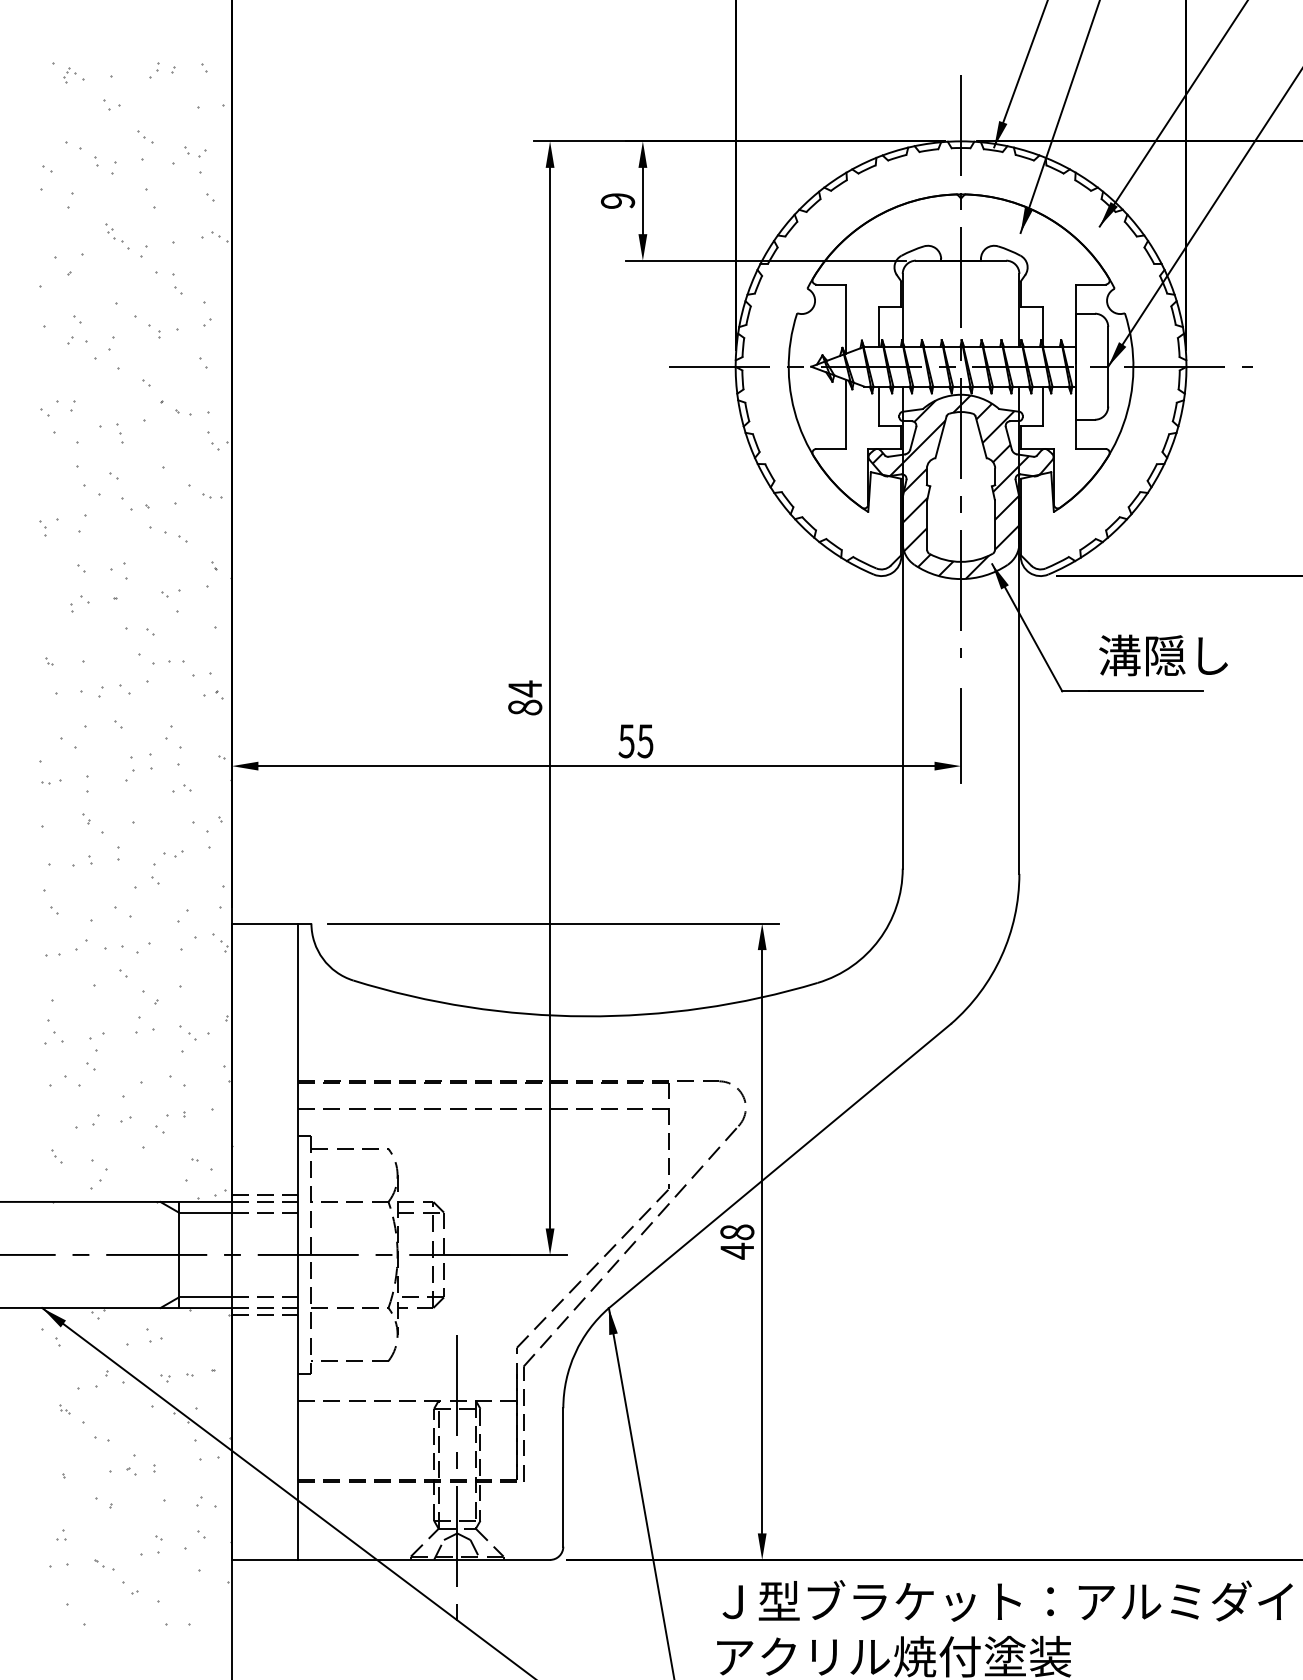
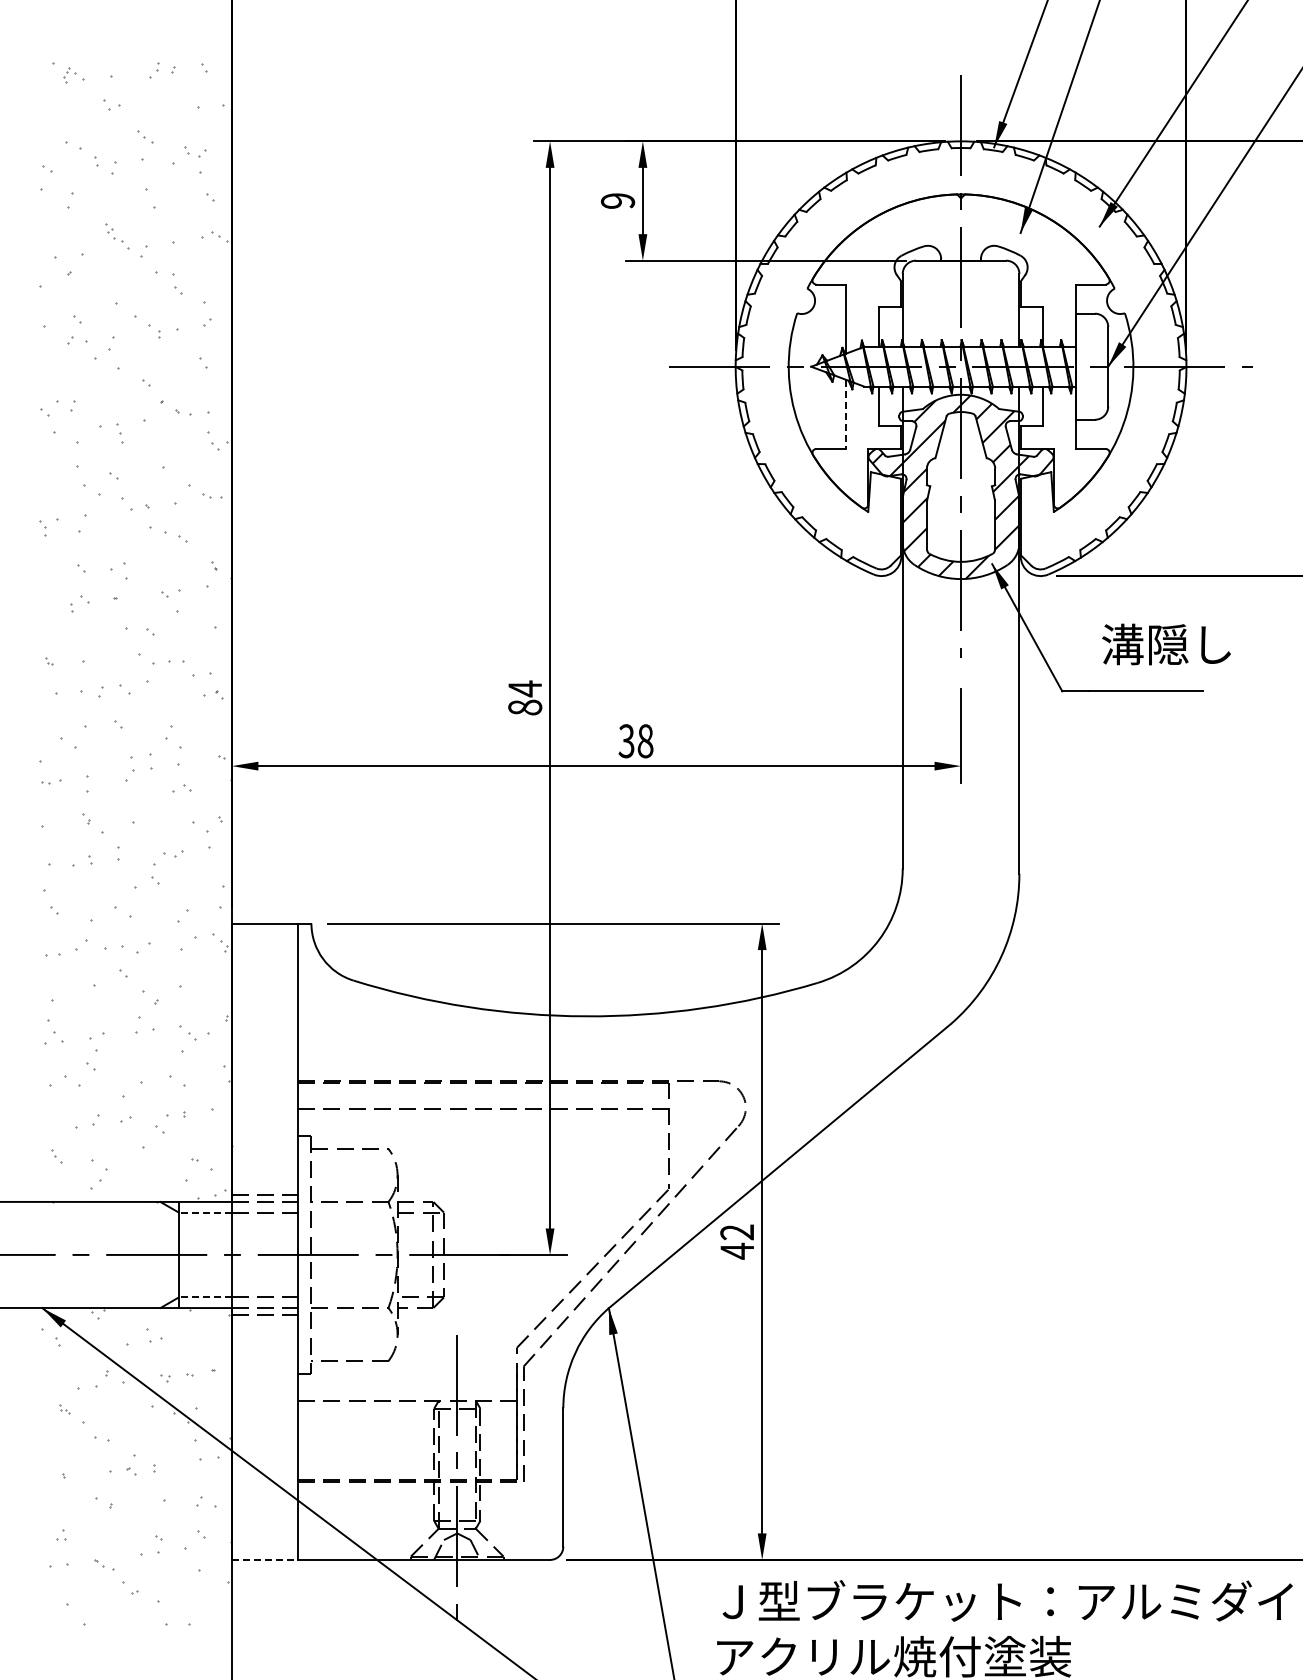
line: solid -> dashed (845, 414)
text position: (1163, 655) -> (1166, 644) (1166, 644)
text: 55 -> 38 (635, 741)
line: solid -> dashed (205, 1212)
text: 48 -> 42 (737, 1232)
line: solid -> dashed (205, 1297)
line: solid -> dashed (265, 1559)
